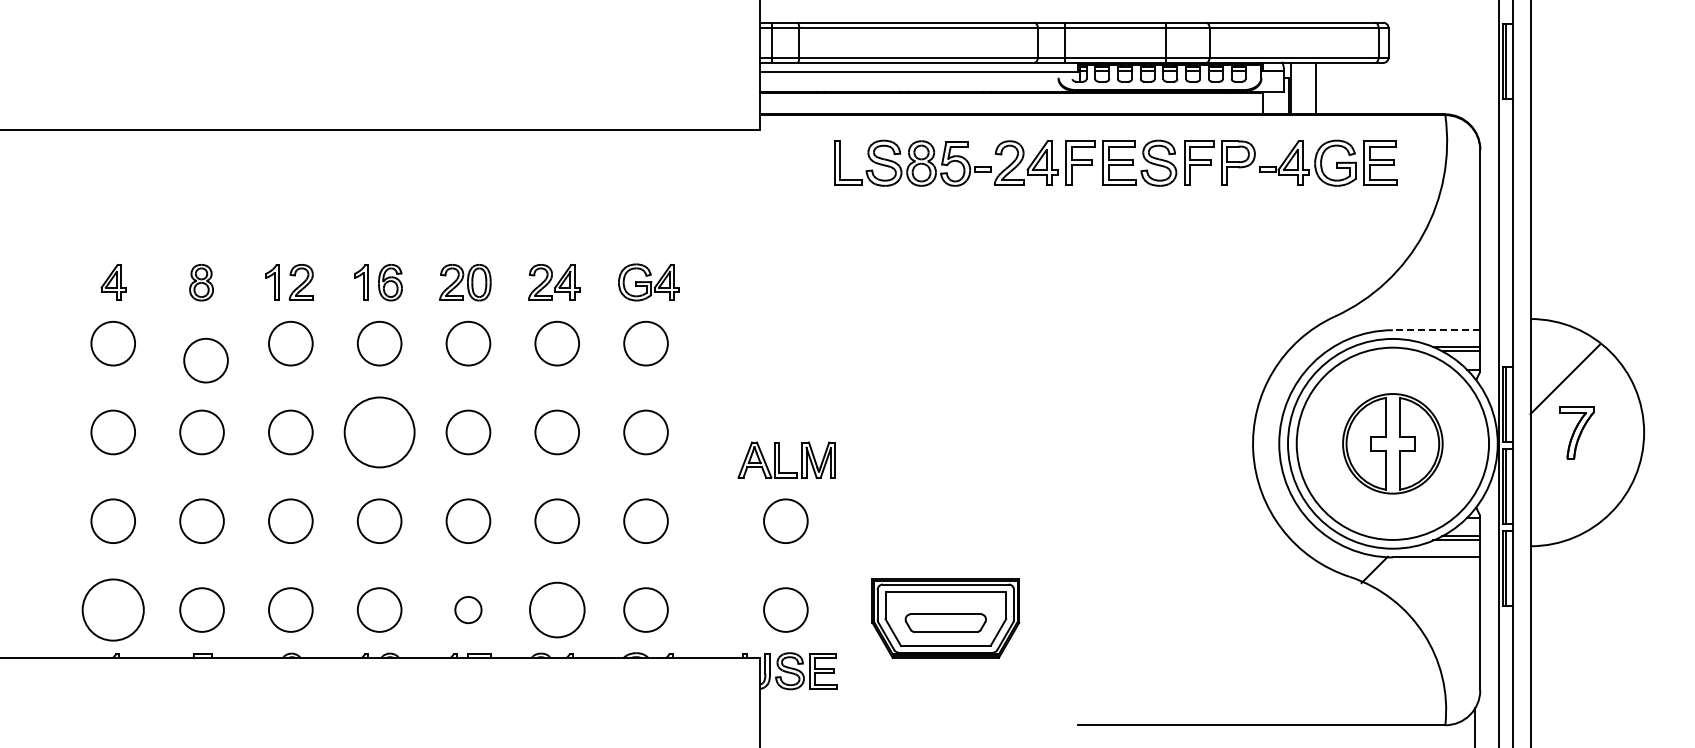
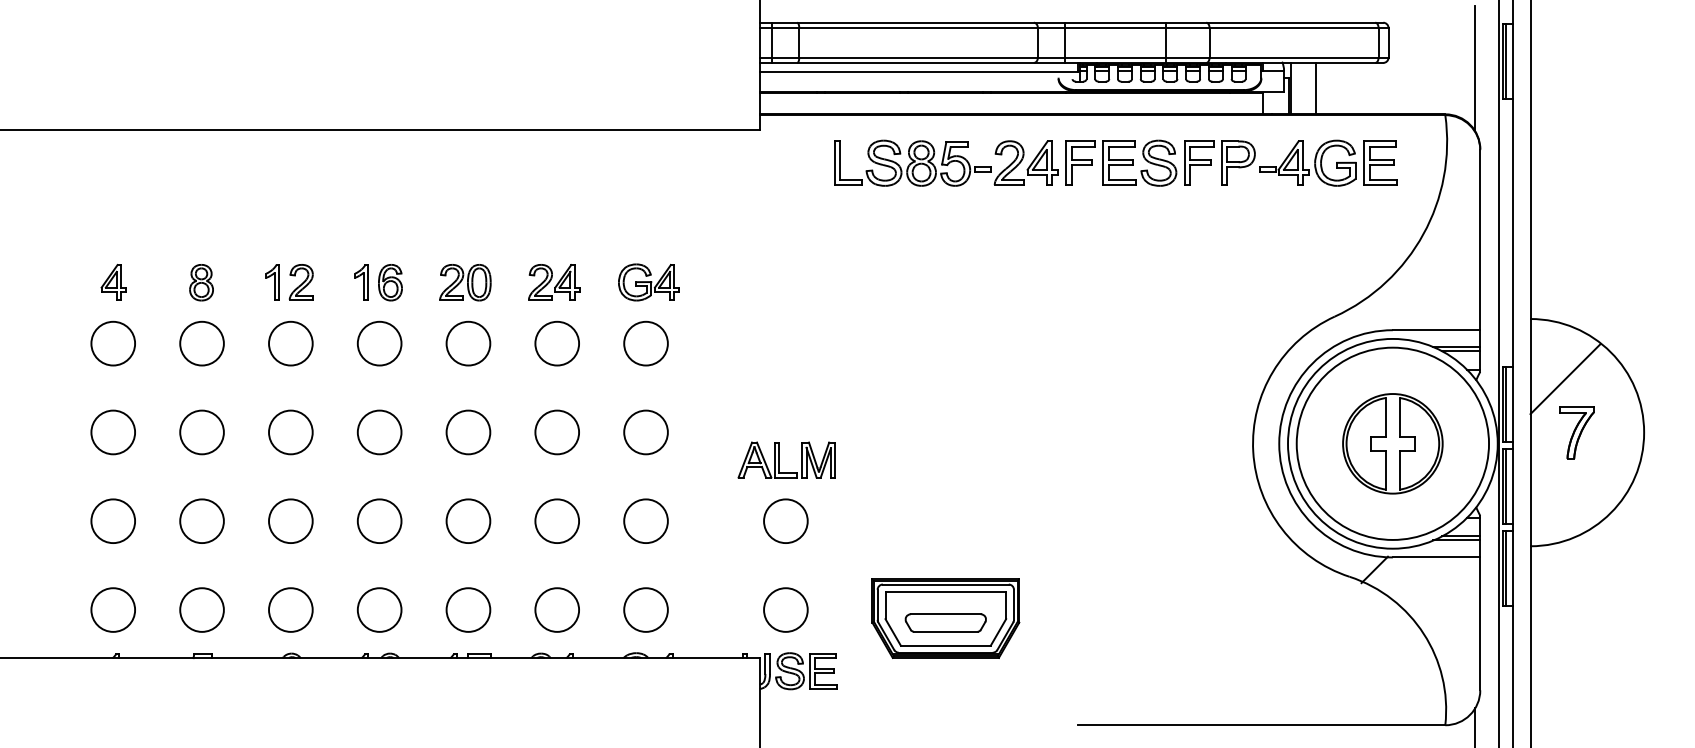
line: none -> present (1474, 67)
line: dashed -> solid (1436, 330)
circle position: (205, 360) -> (201, 343) (201, 343)
circle diameter: 70 px -> 44 px (379, 432)
circle diameter: 61 px -> 44 px (113, 609)
circle diameter: 26 px -> 44 px (468, 609)
circle size: 57x58 px -> 46x46 px (556, 609)
